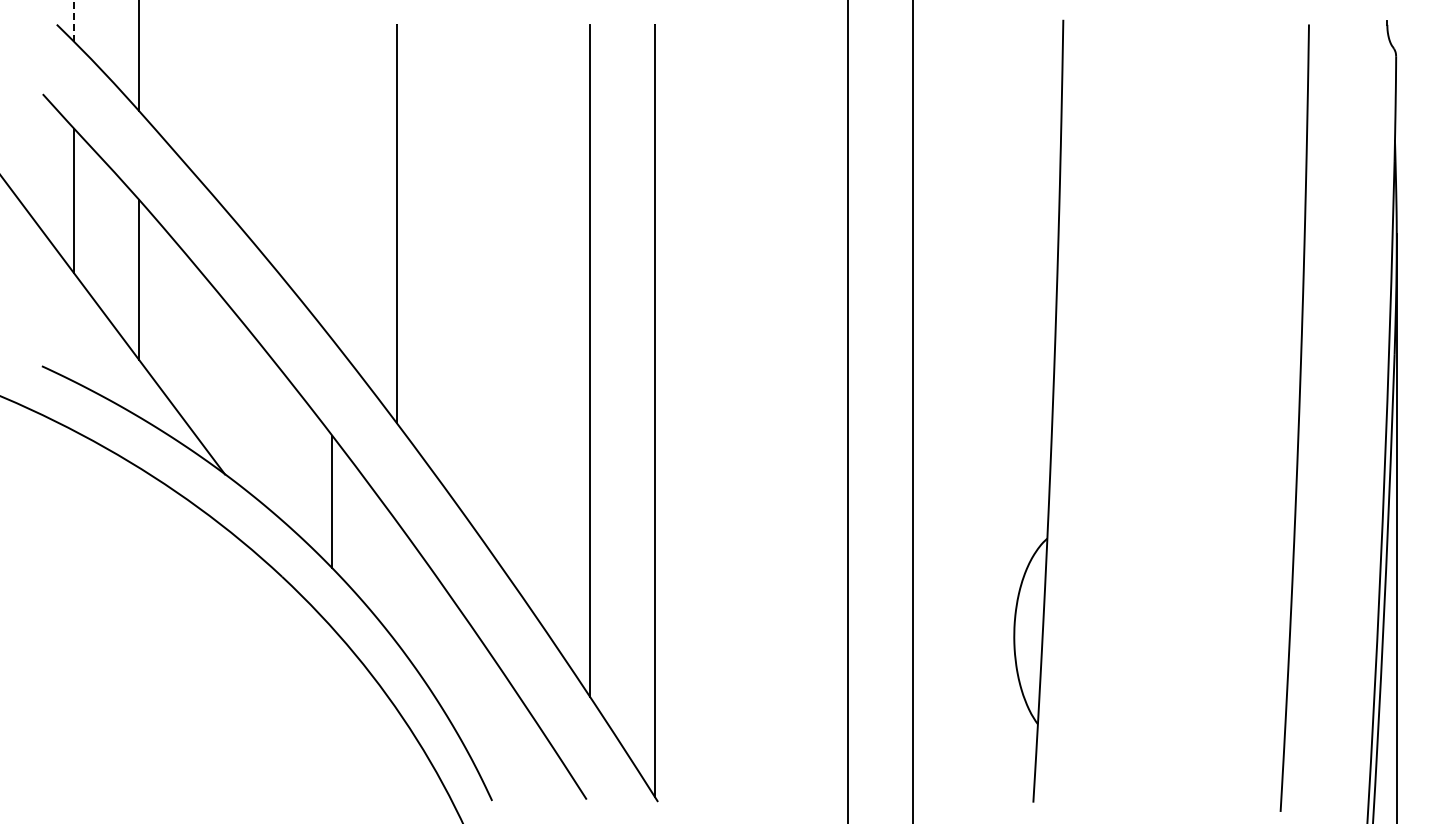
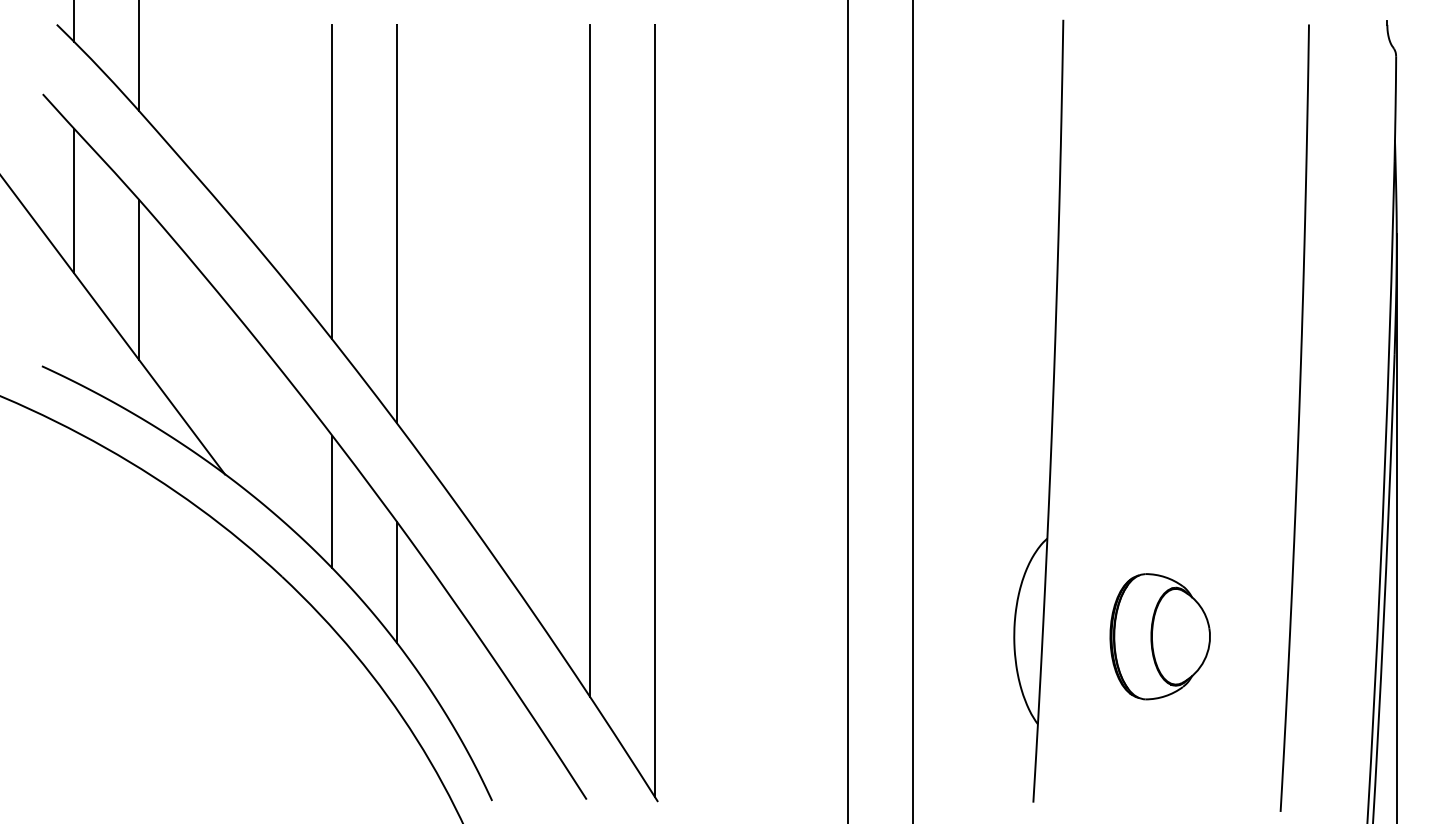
line: dashed -> solid (74, 20)
line: none -> present (332, 181)
line: none -> present (396, 582)
part: none -> present (1159, 636)
